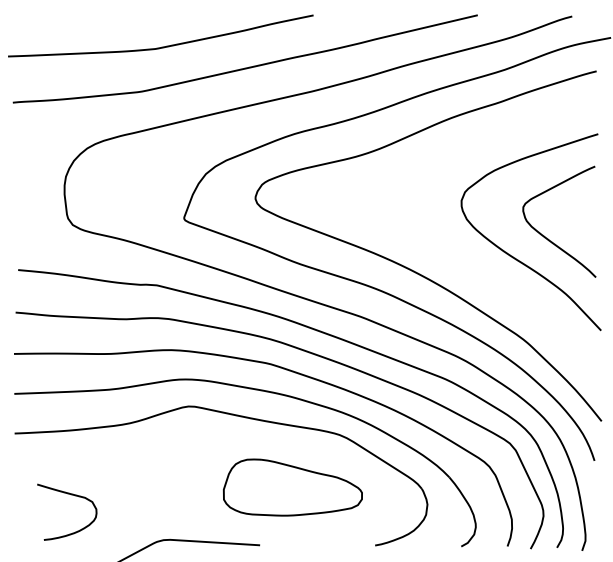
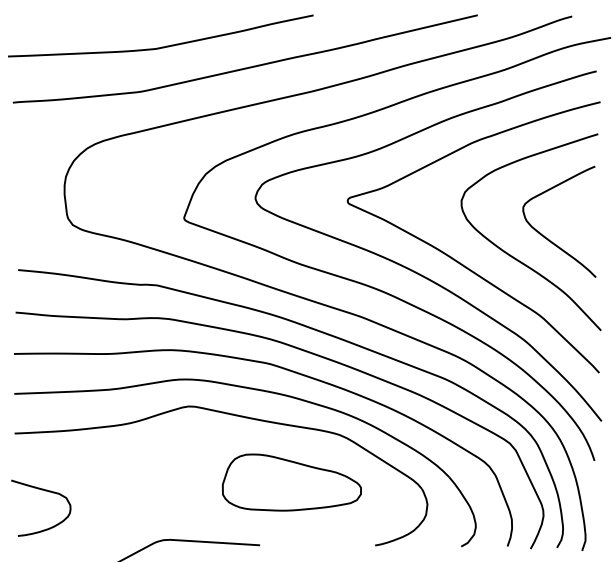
curve: none -> present (457, 260)
part position: (292, 487) -> (291, 482) (291, 482)
curve position: (71, 495) -> (45, 491) (45, 491)
